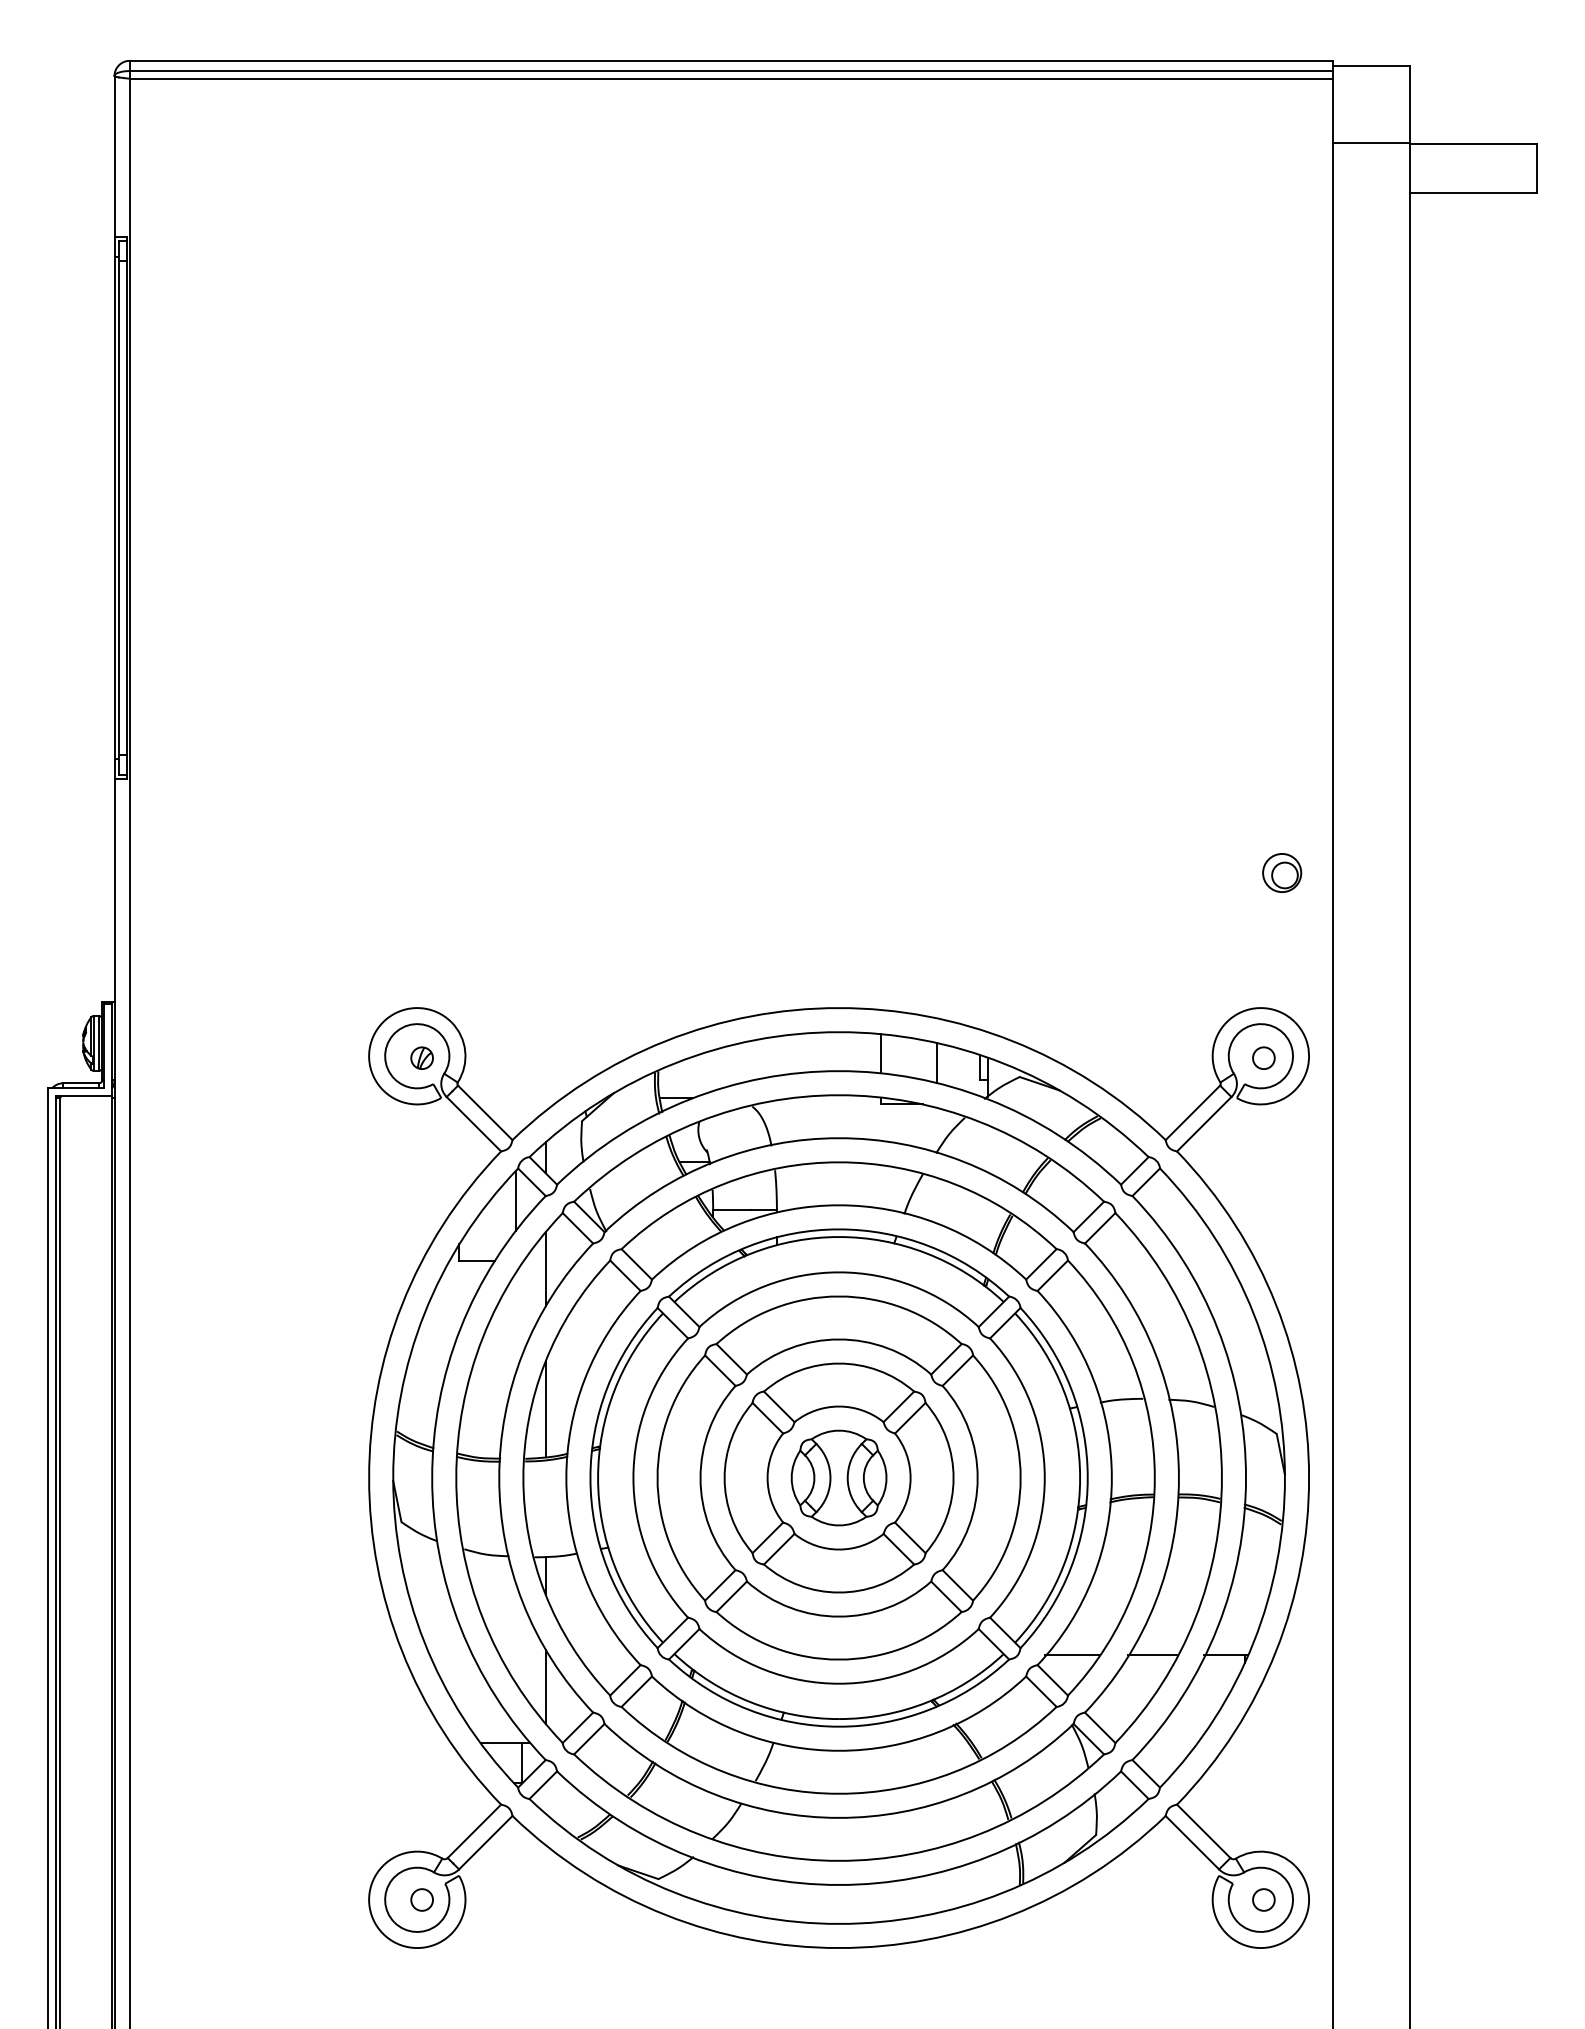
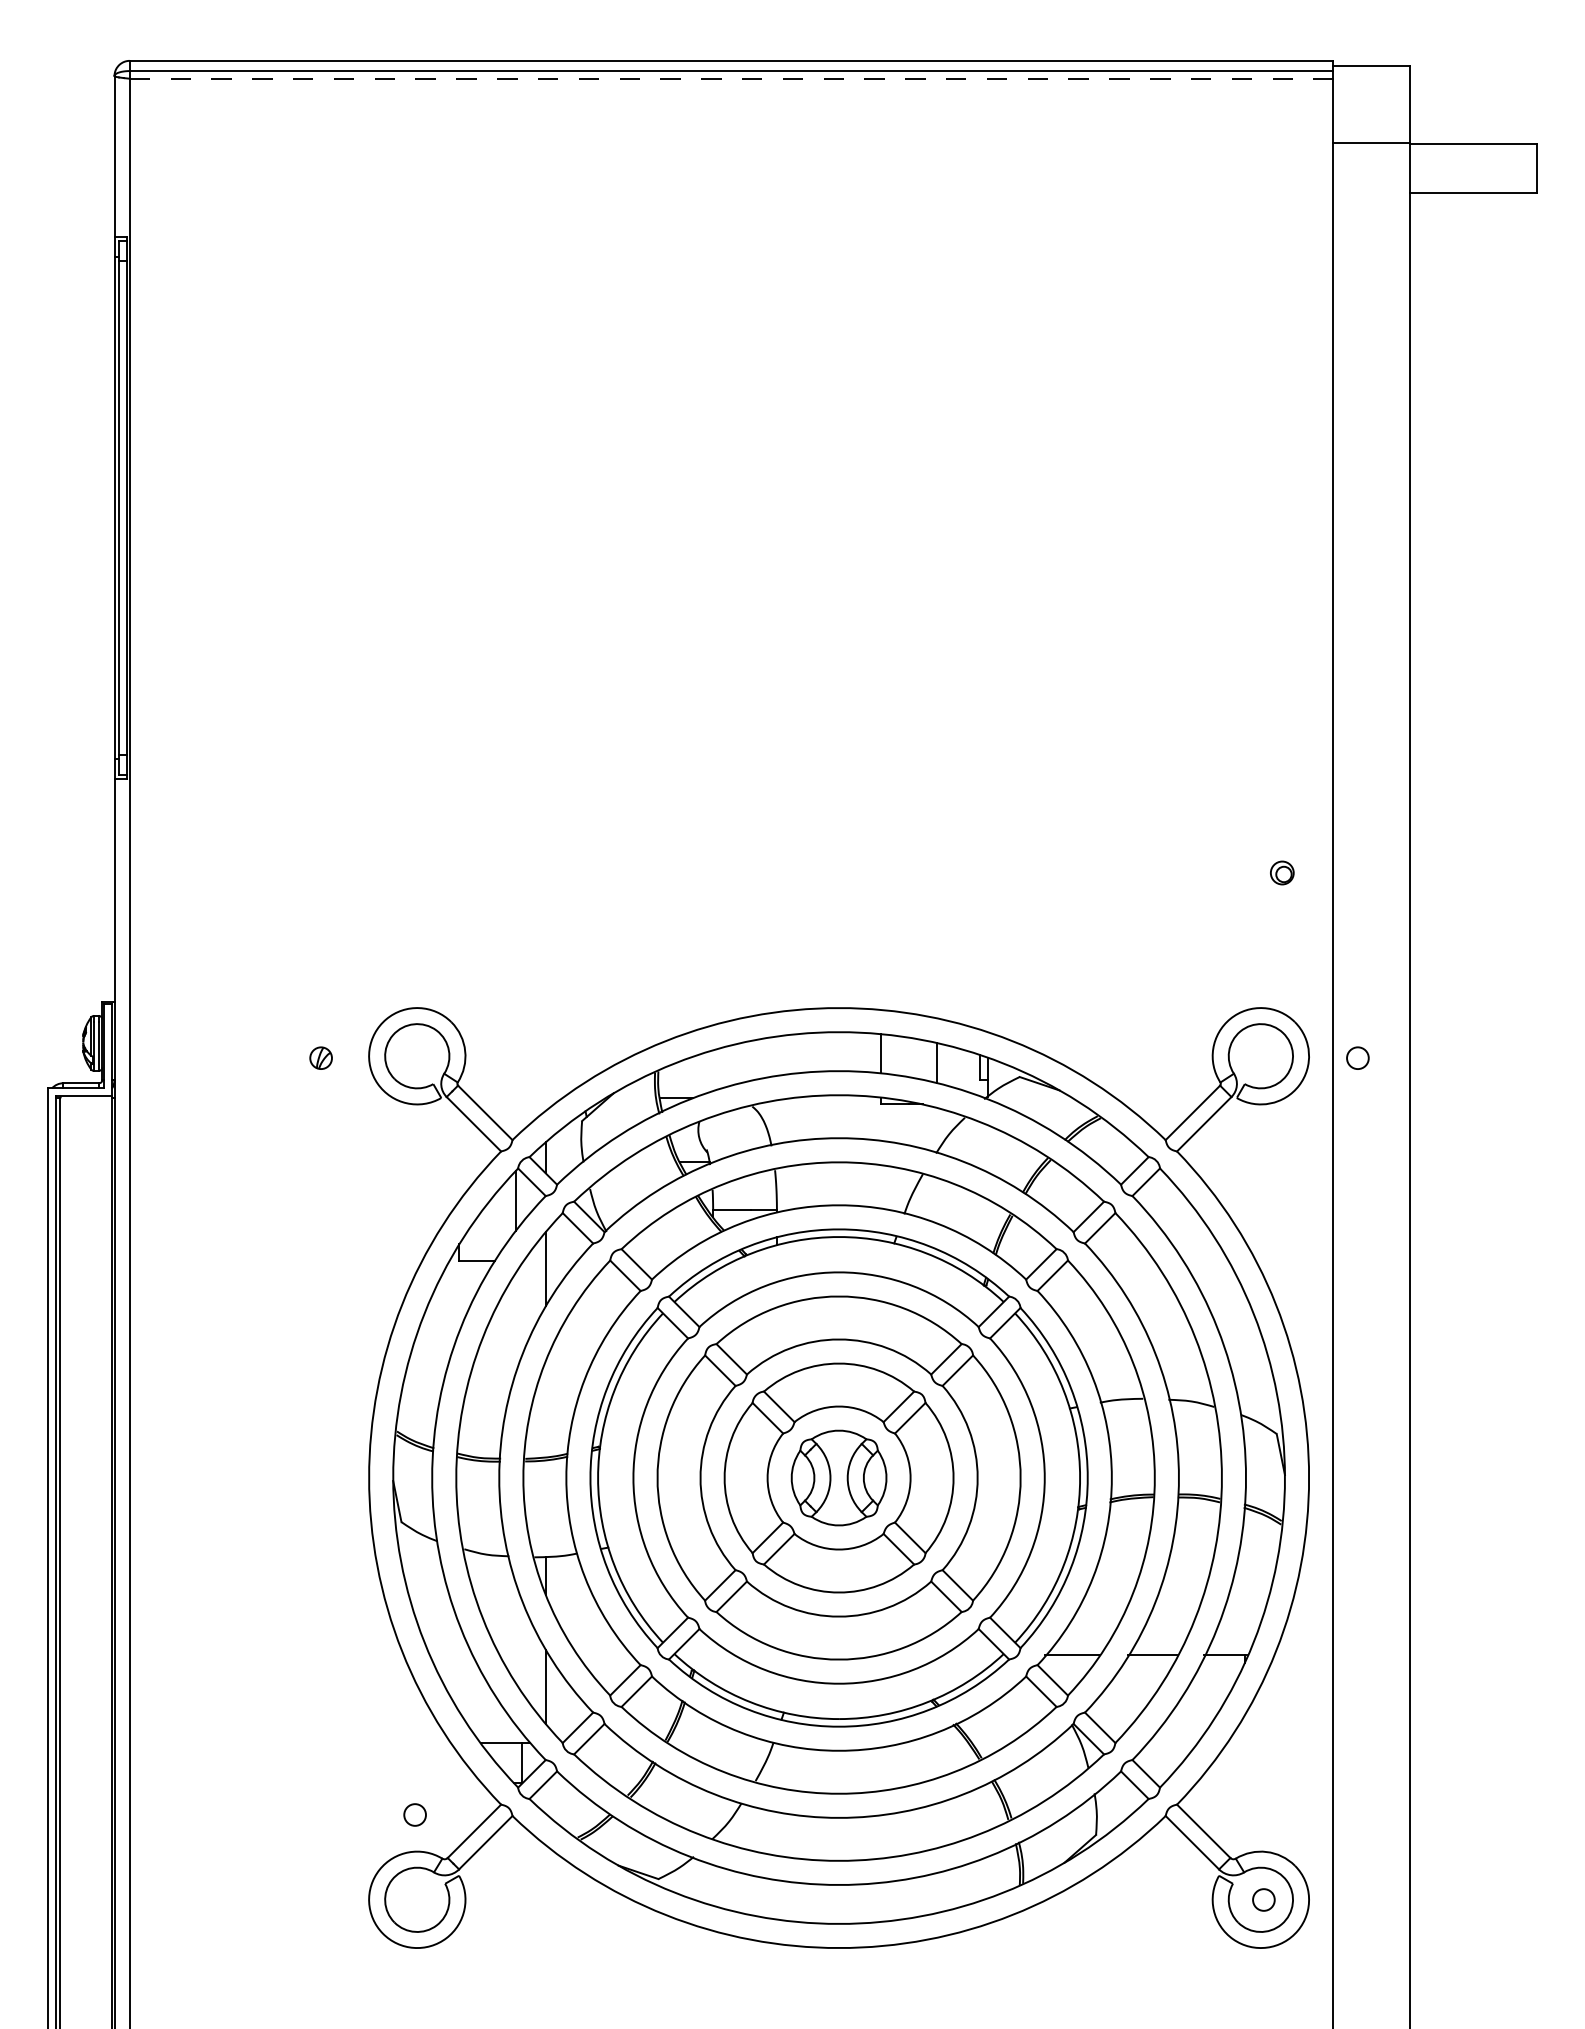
line: solid -> dashed (731, 78)
part size: 41x40 px -> 25x26 px (1282, 872)
part position: (421, 1057) -> (320, 1057) (320, 1057)
circle position: (1263, 1057) -> (1357, 1057) (1357, 1057)
line: present -> none (545, 1408)
circle position: (421, 1899) -> (414, 1814) (414, 1814)
